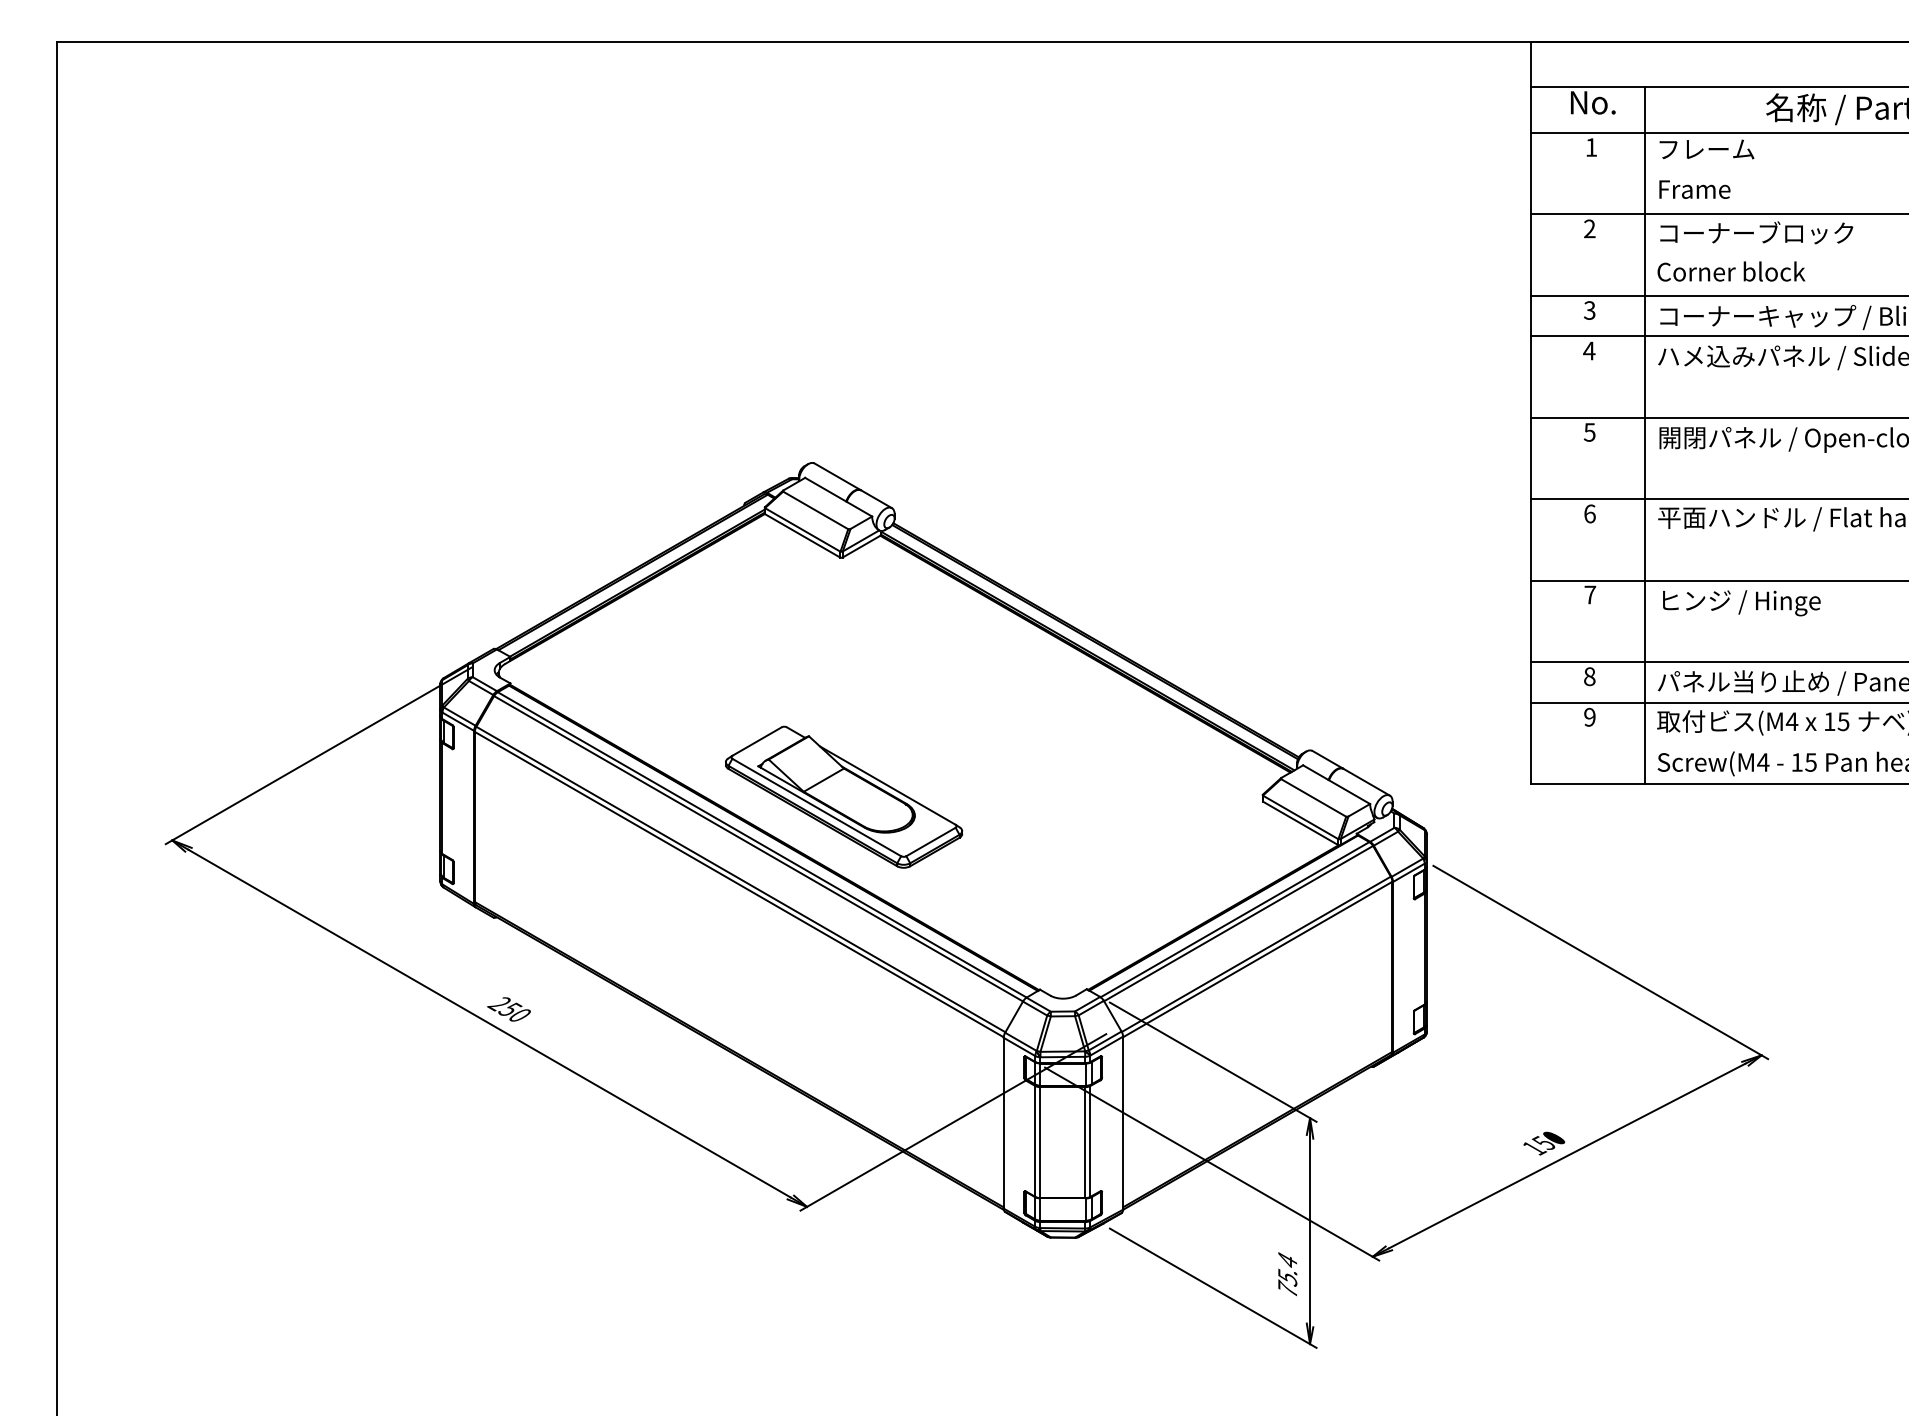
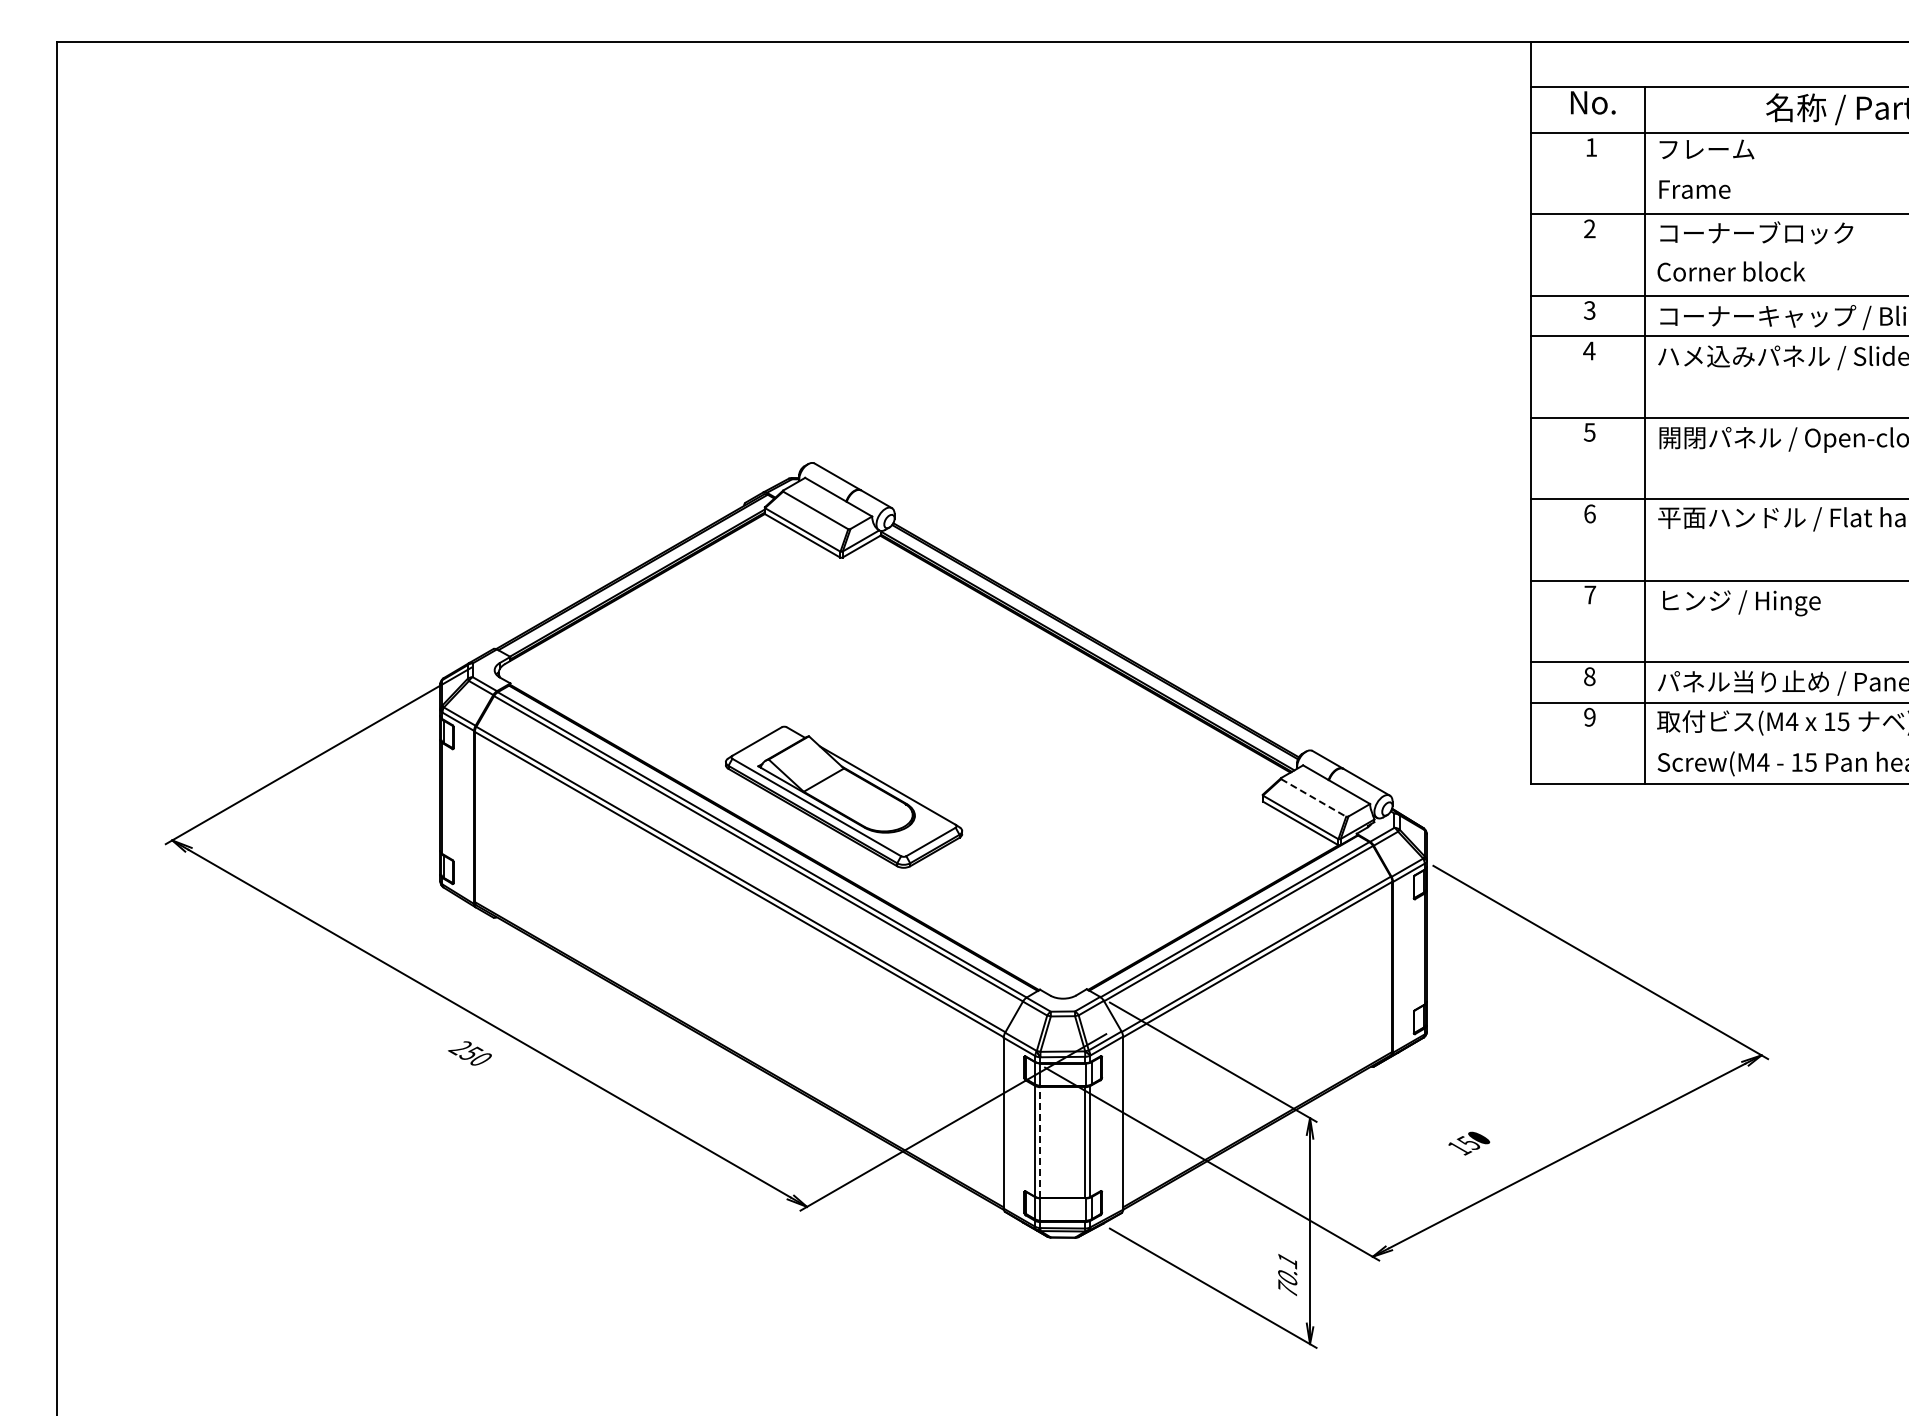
line: solid -> dashed (1313, 797)
text position: (508, 1009) -> (469, 1053) (469, 1053)
line: solid -> dashed (1040, 1142)
text position: (1544, 1143) -> (1469, 1143) (1469, 1143)
text: 75.4 -> 70.1 (1287, 1269)
